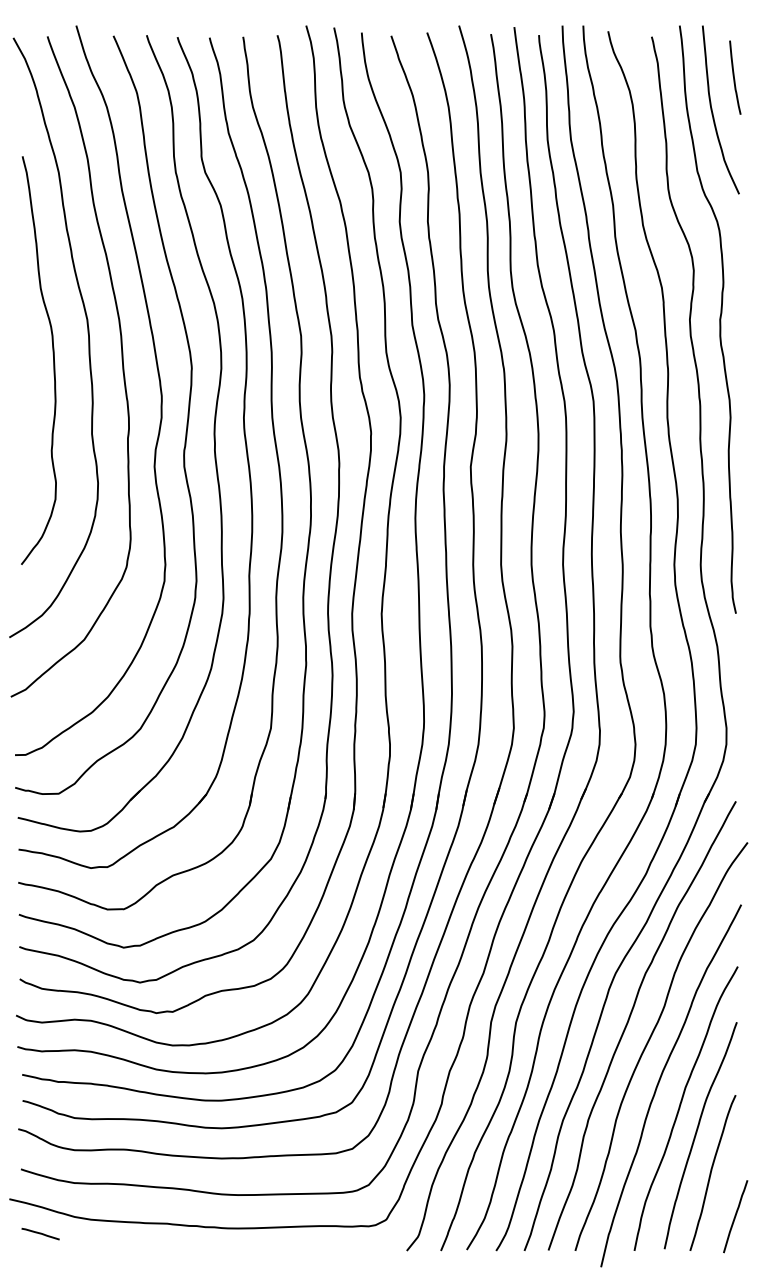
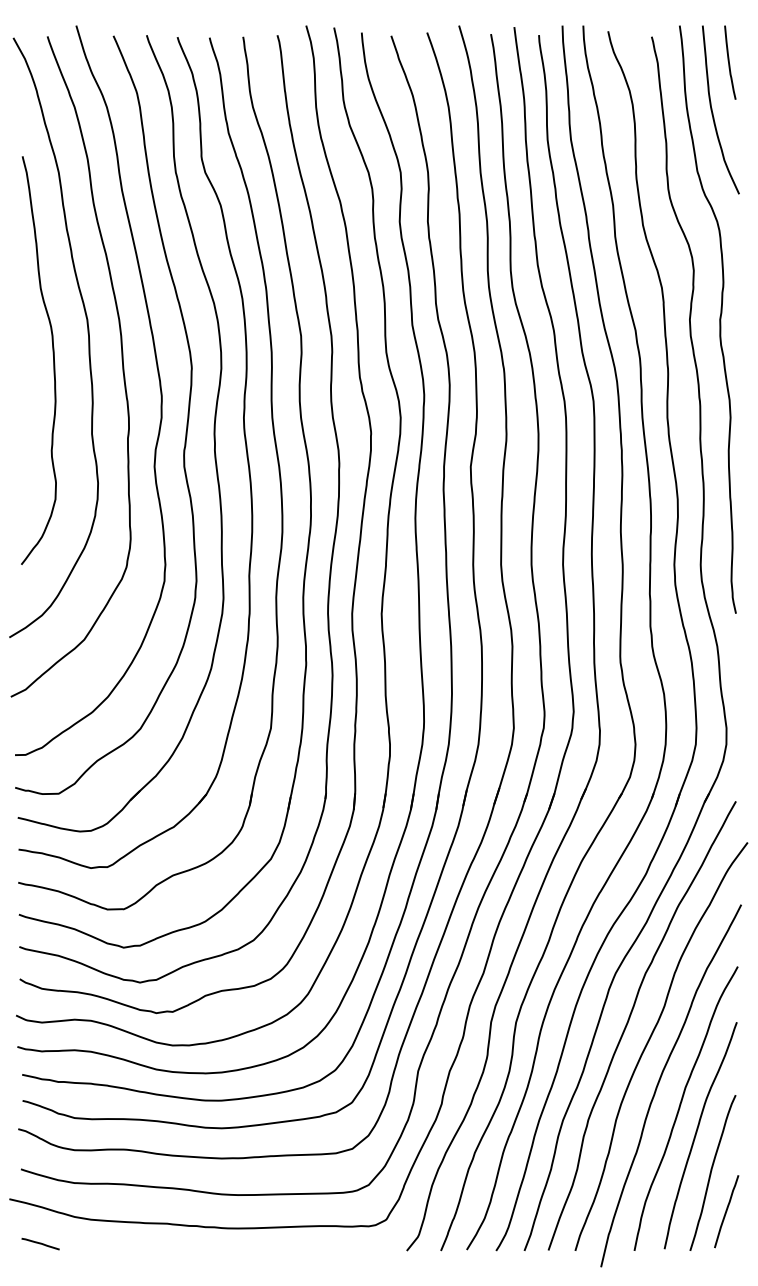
curve position: (734, 77) -> (729, 62) (729, 62)
line position: (735, 1216) -> (726, 1211) (726, 1211)
line position: (40, 1233) -> (40, 1243) (40, 1243)
